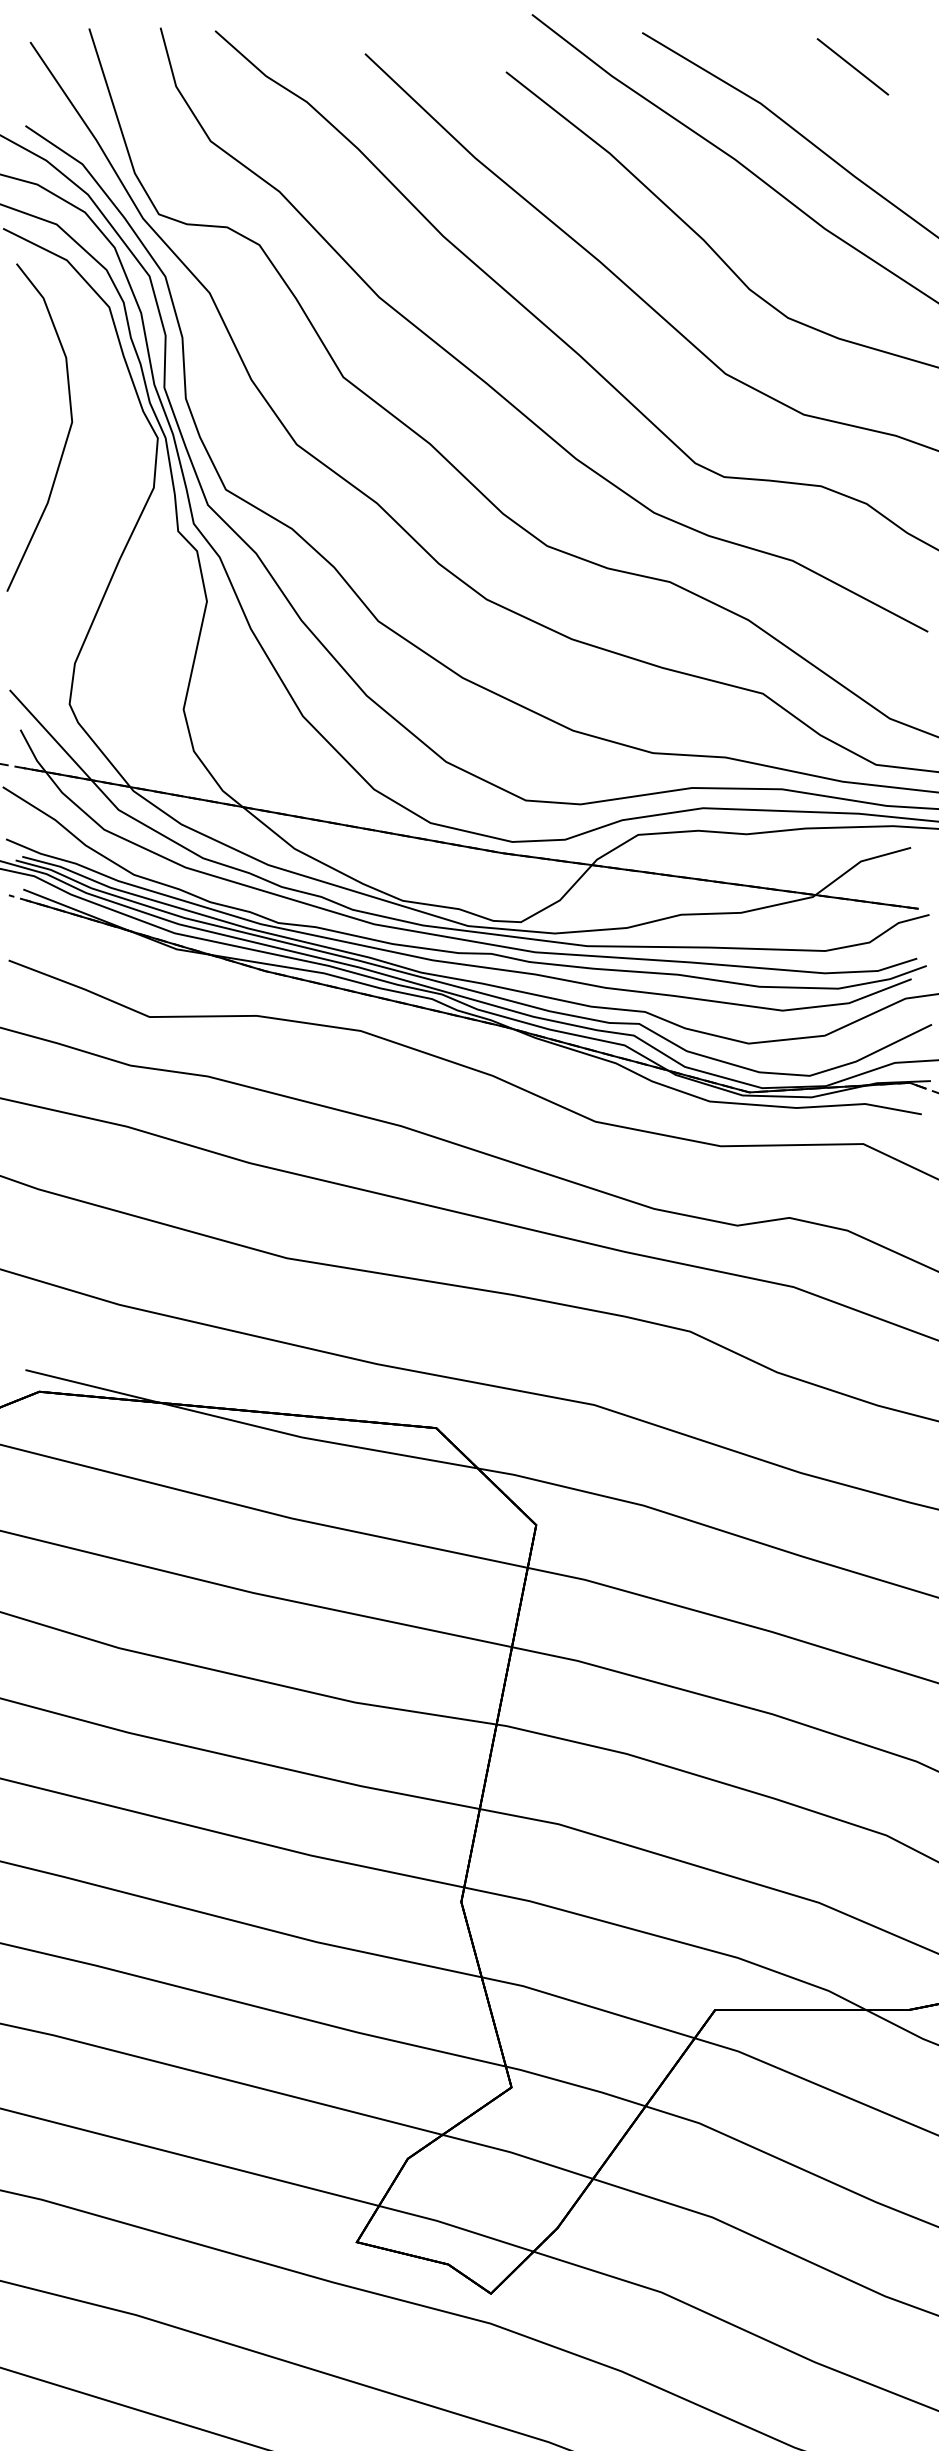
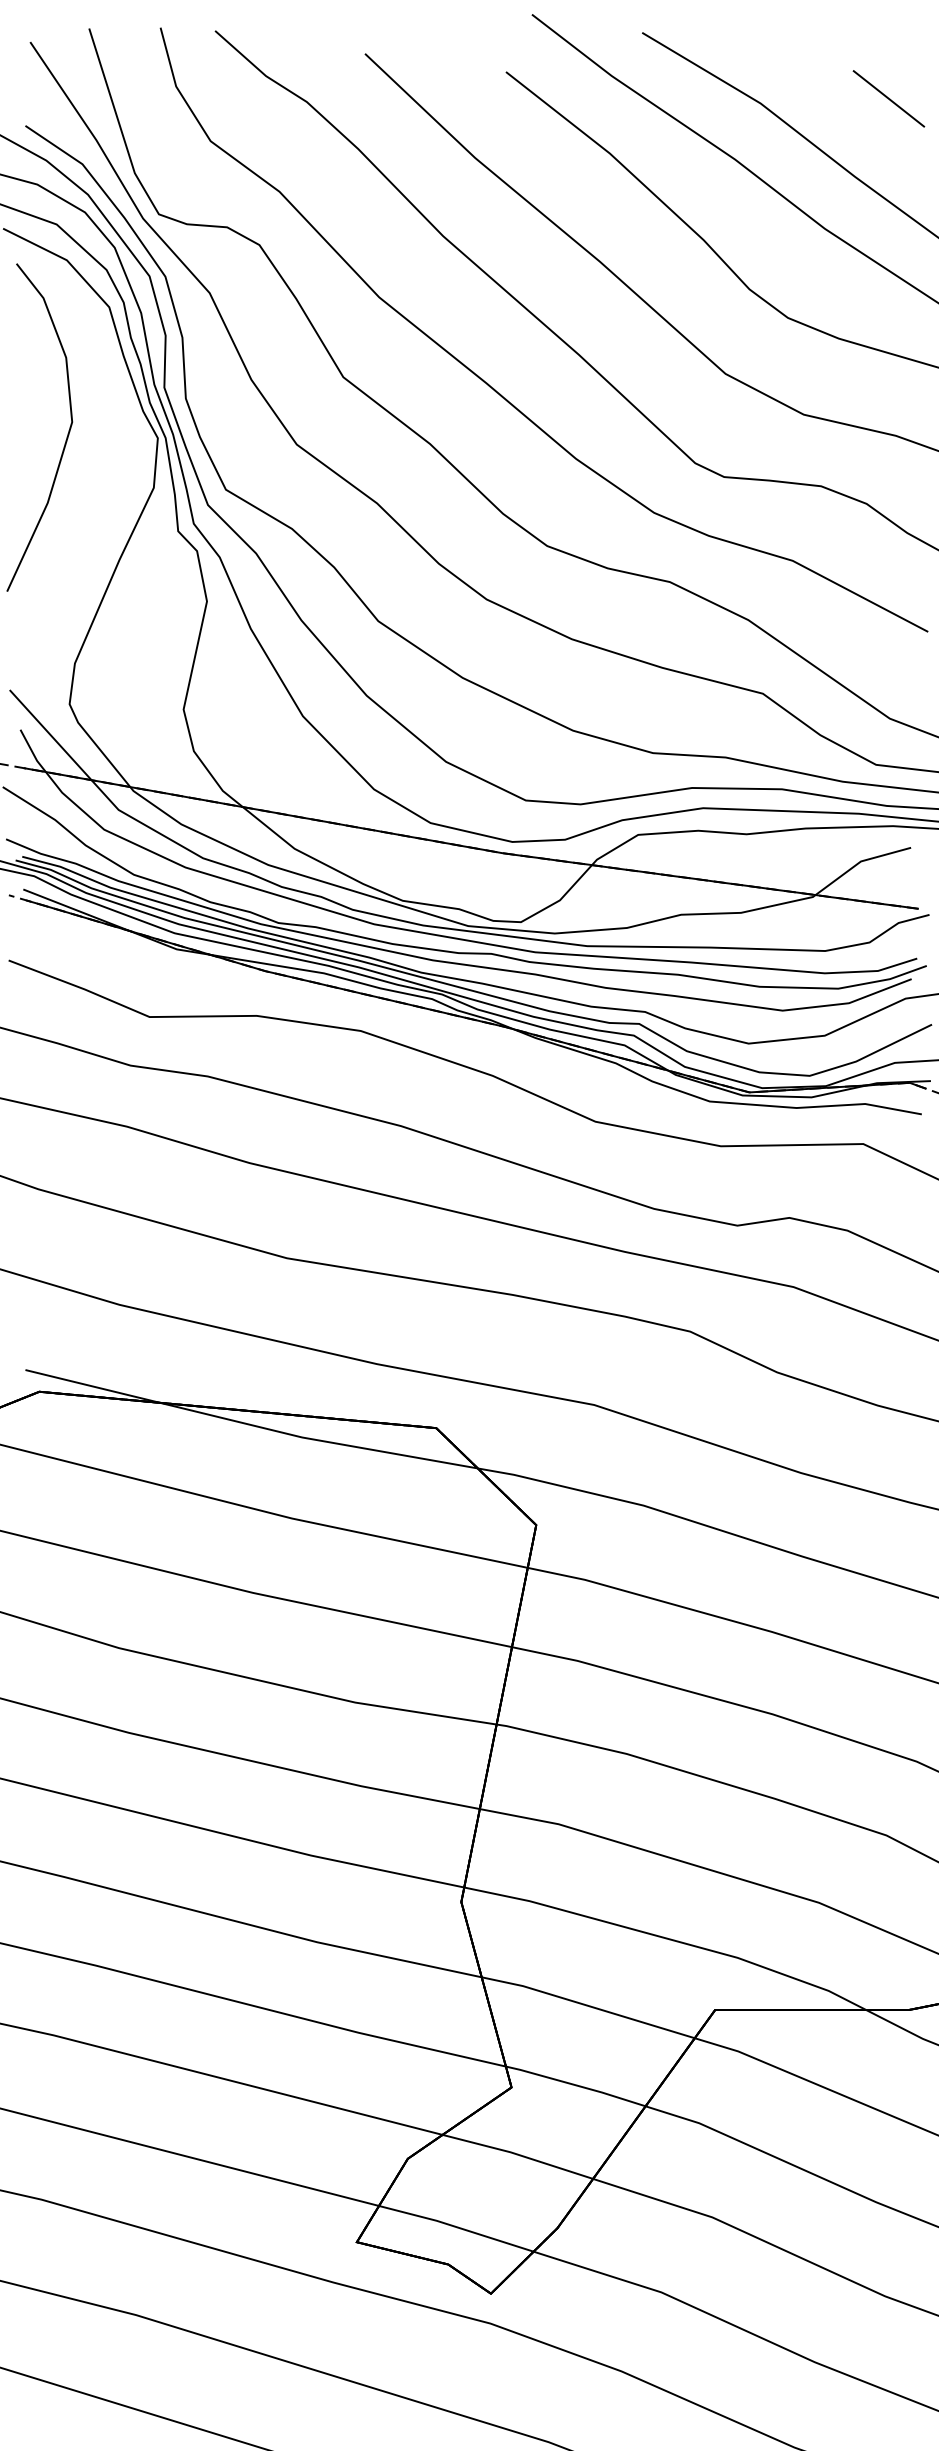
line position: (852, 66) -> (888, 98) (888, 98)
